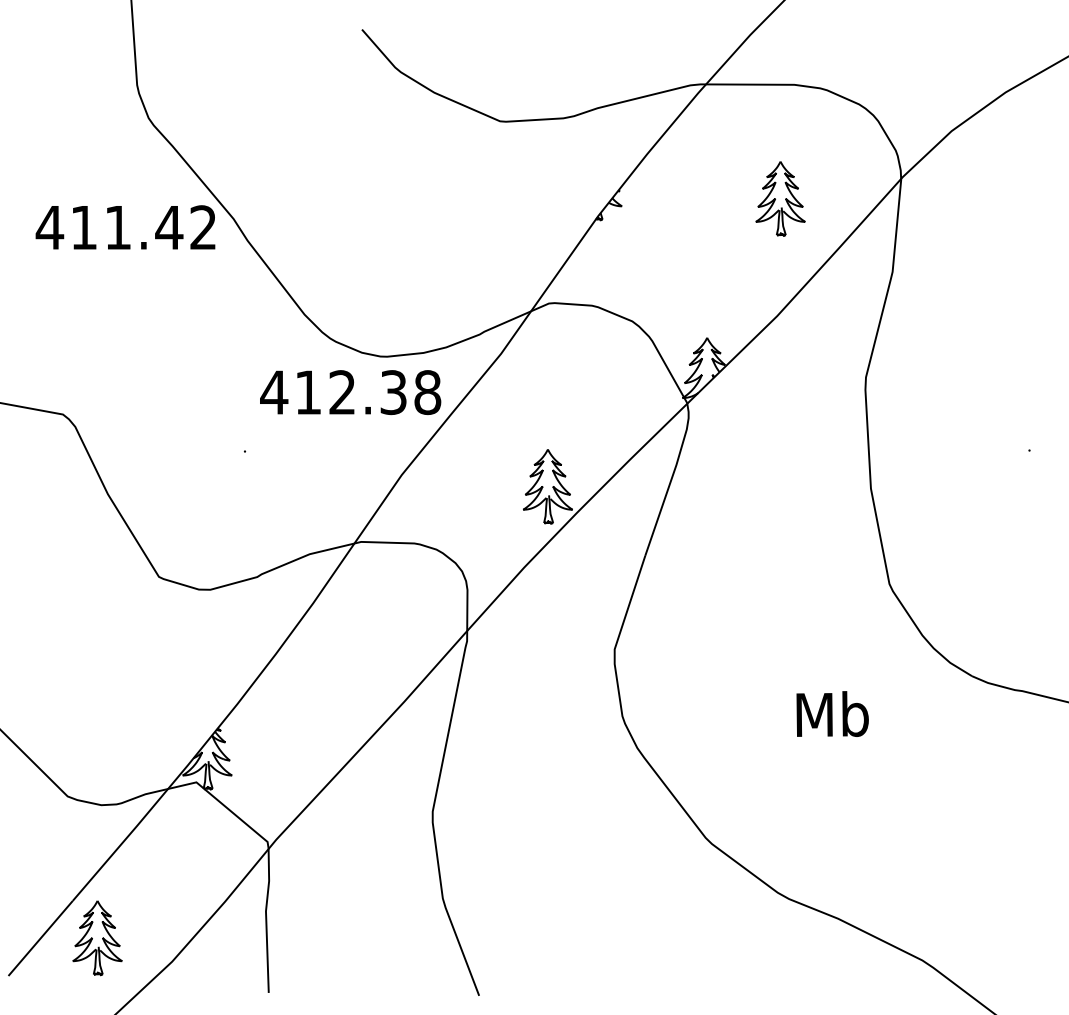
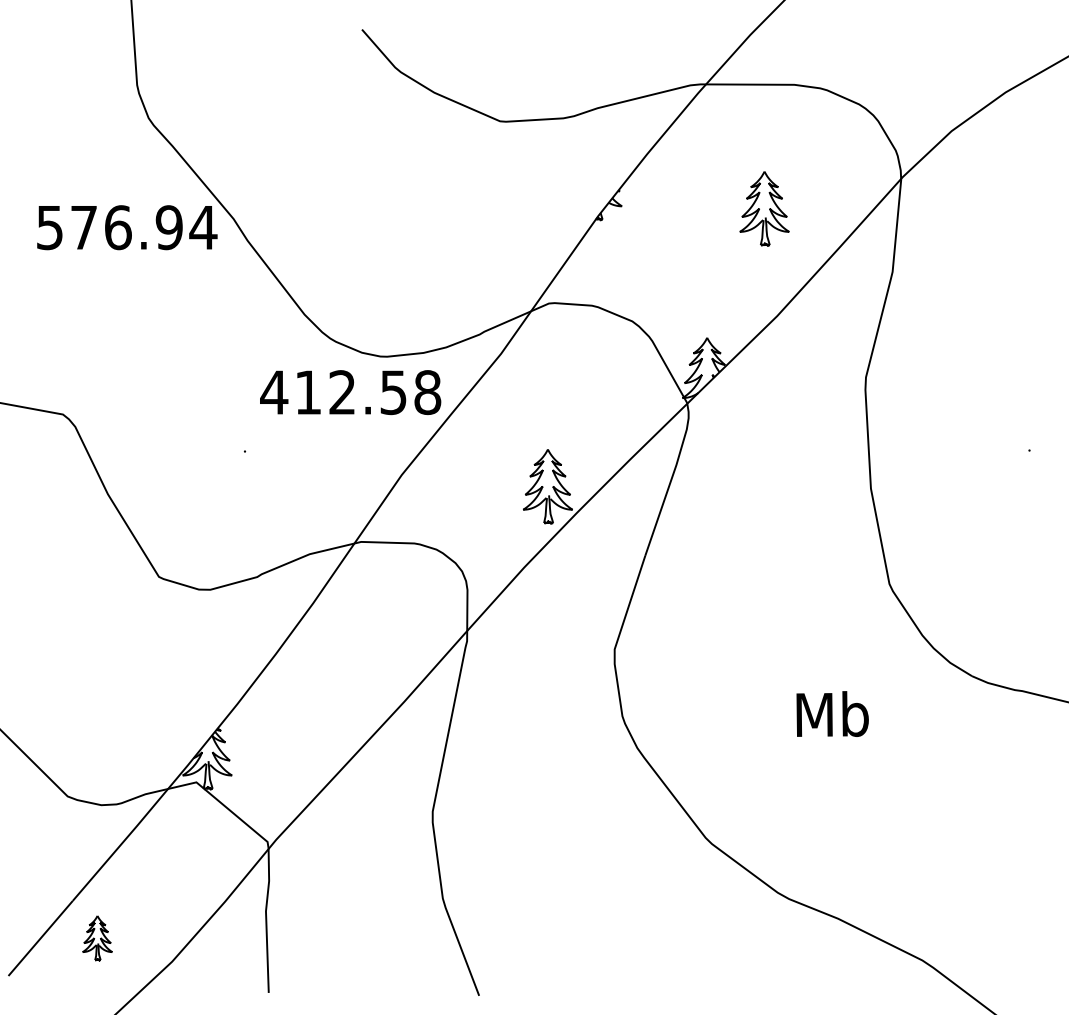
part position: (780, 198) -> (764, 208) (764, 208)
text: 411.42 -> 576.94 (126, 227)
text: 412.38 -> 412.58 (393, 392)
part size: 51x77 px -> 31x47 px (97, 938)
